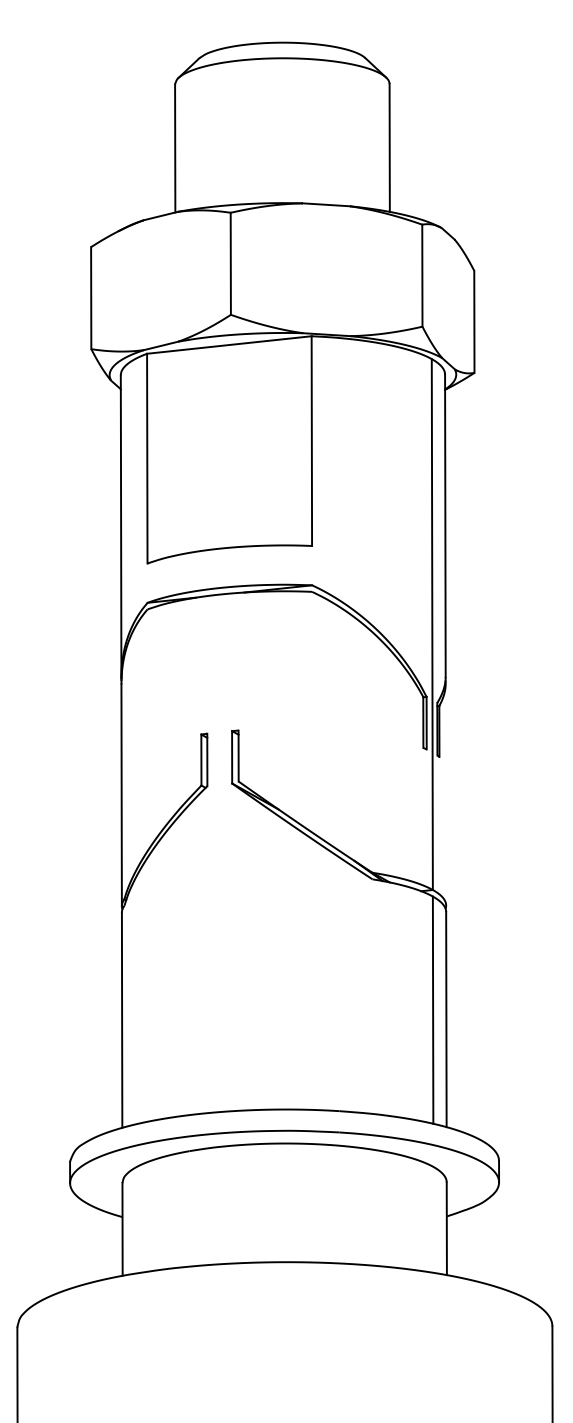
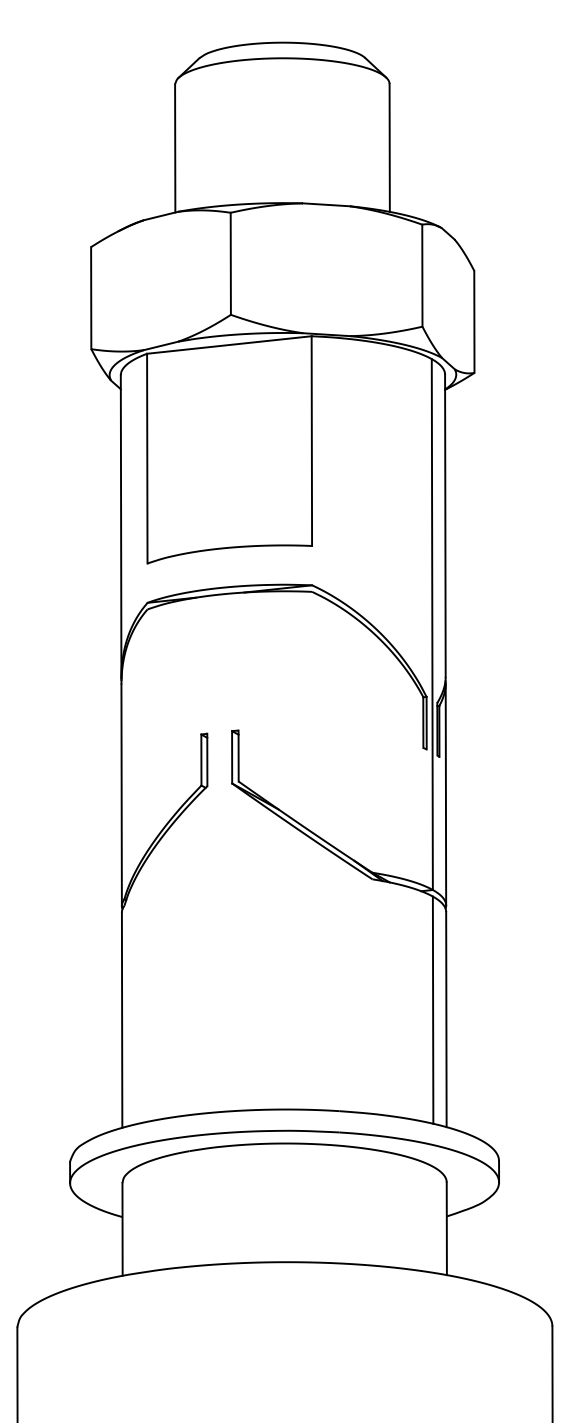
line: none -> present (445, 794)
